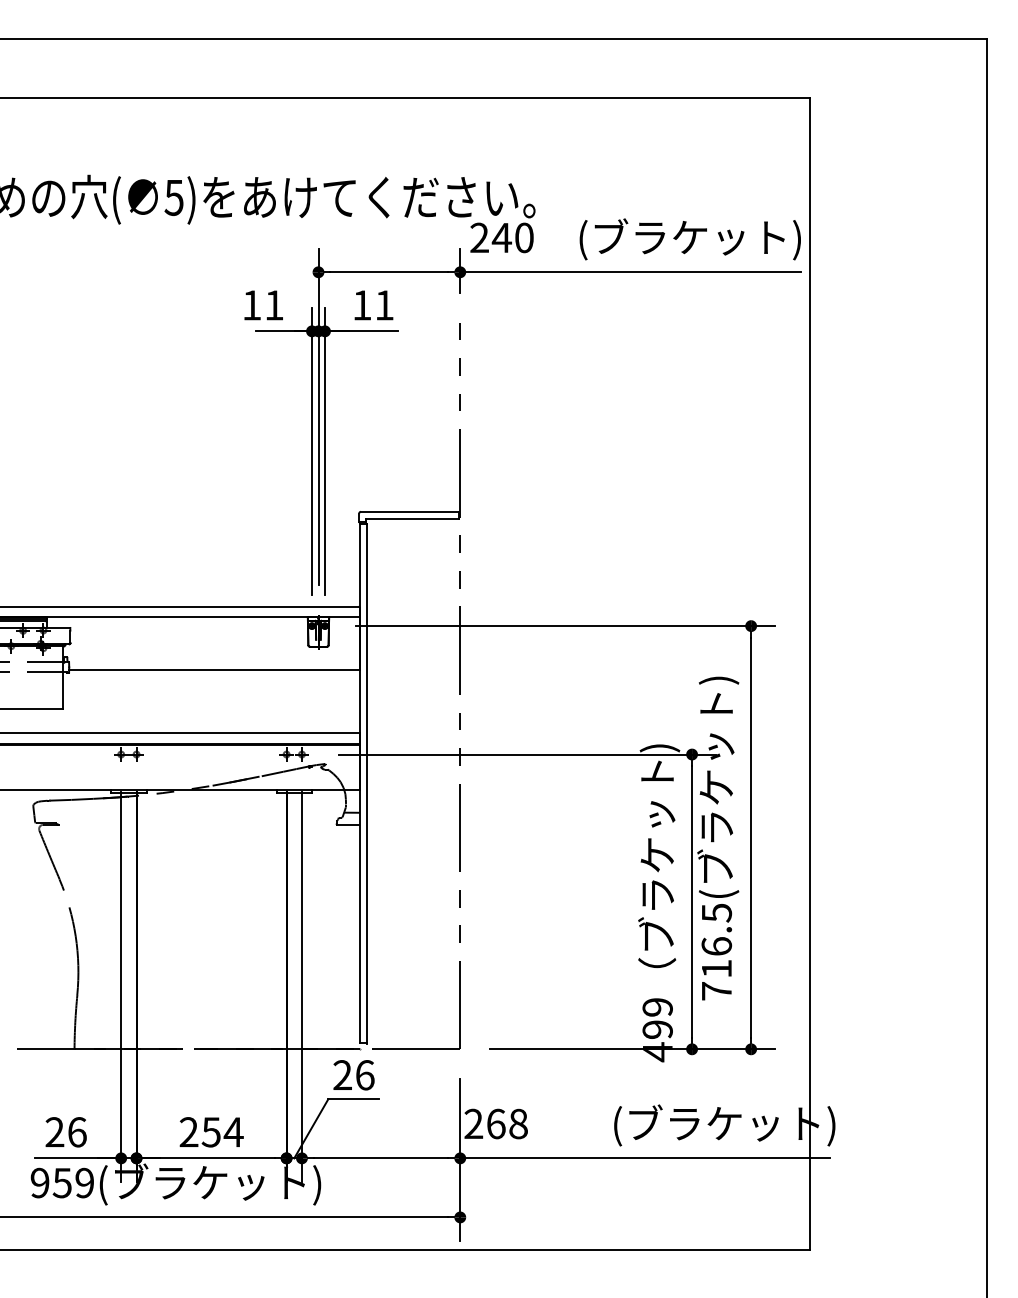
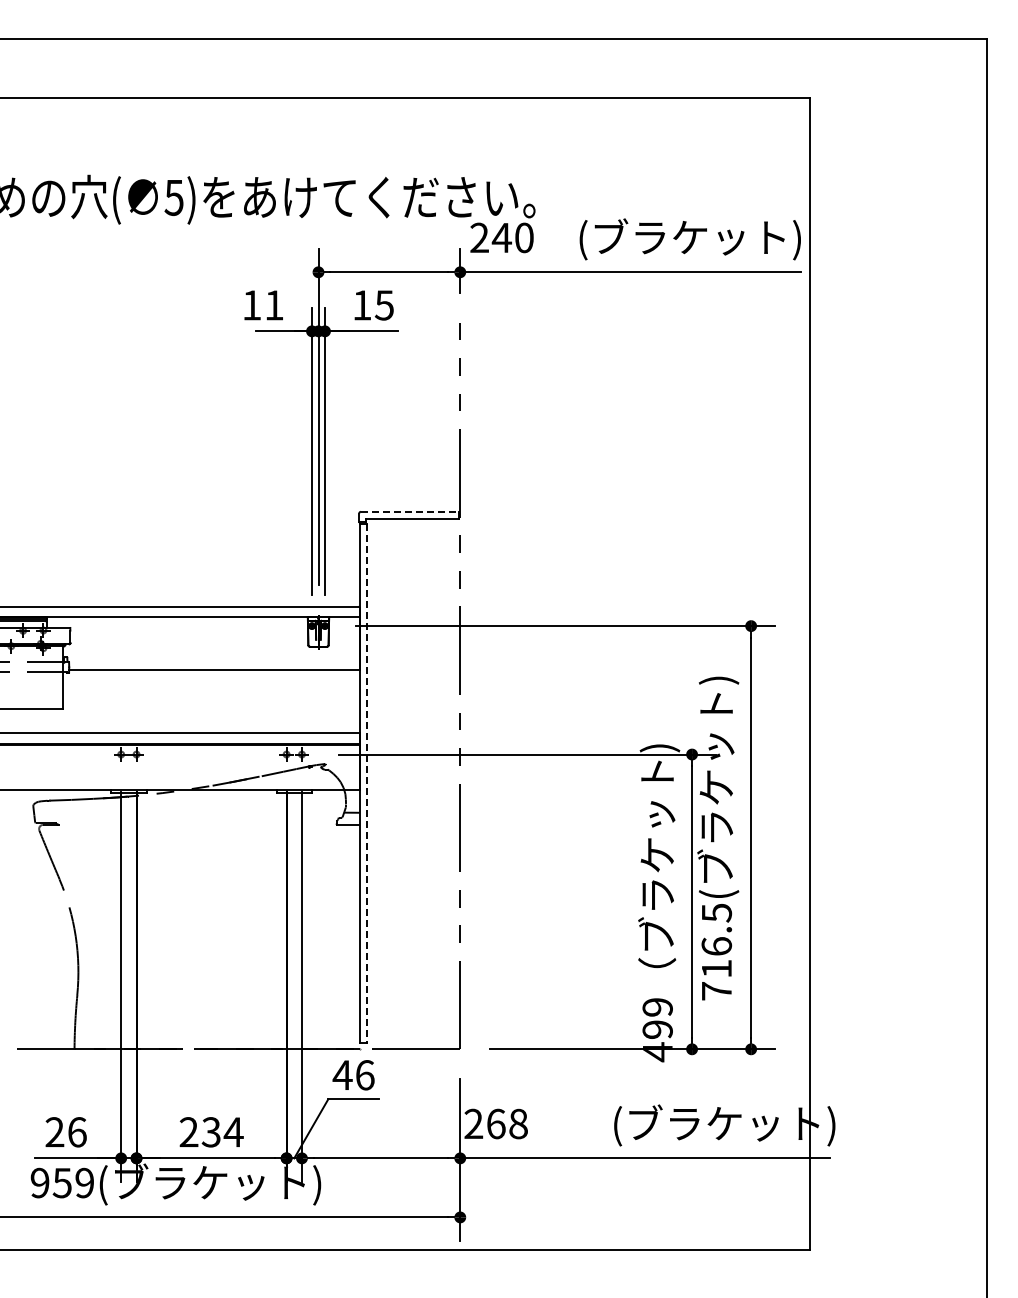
text: 11 -> 15 (383, 305)
line: solid -> dashed (410, 511)
line: solid -> dashed (366, 784)
text: 26 -> 46 (342, 1074)
text: 254 -> 234 (211, 1132)
